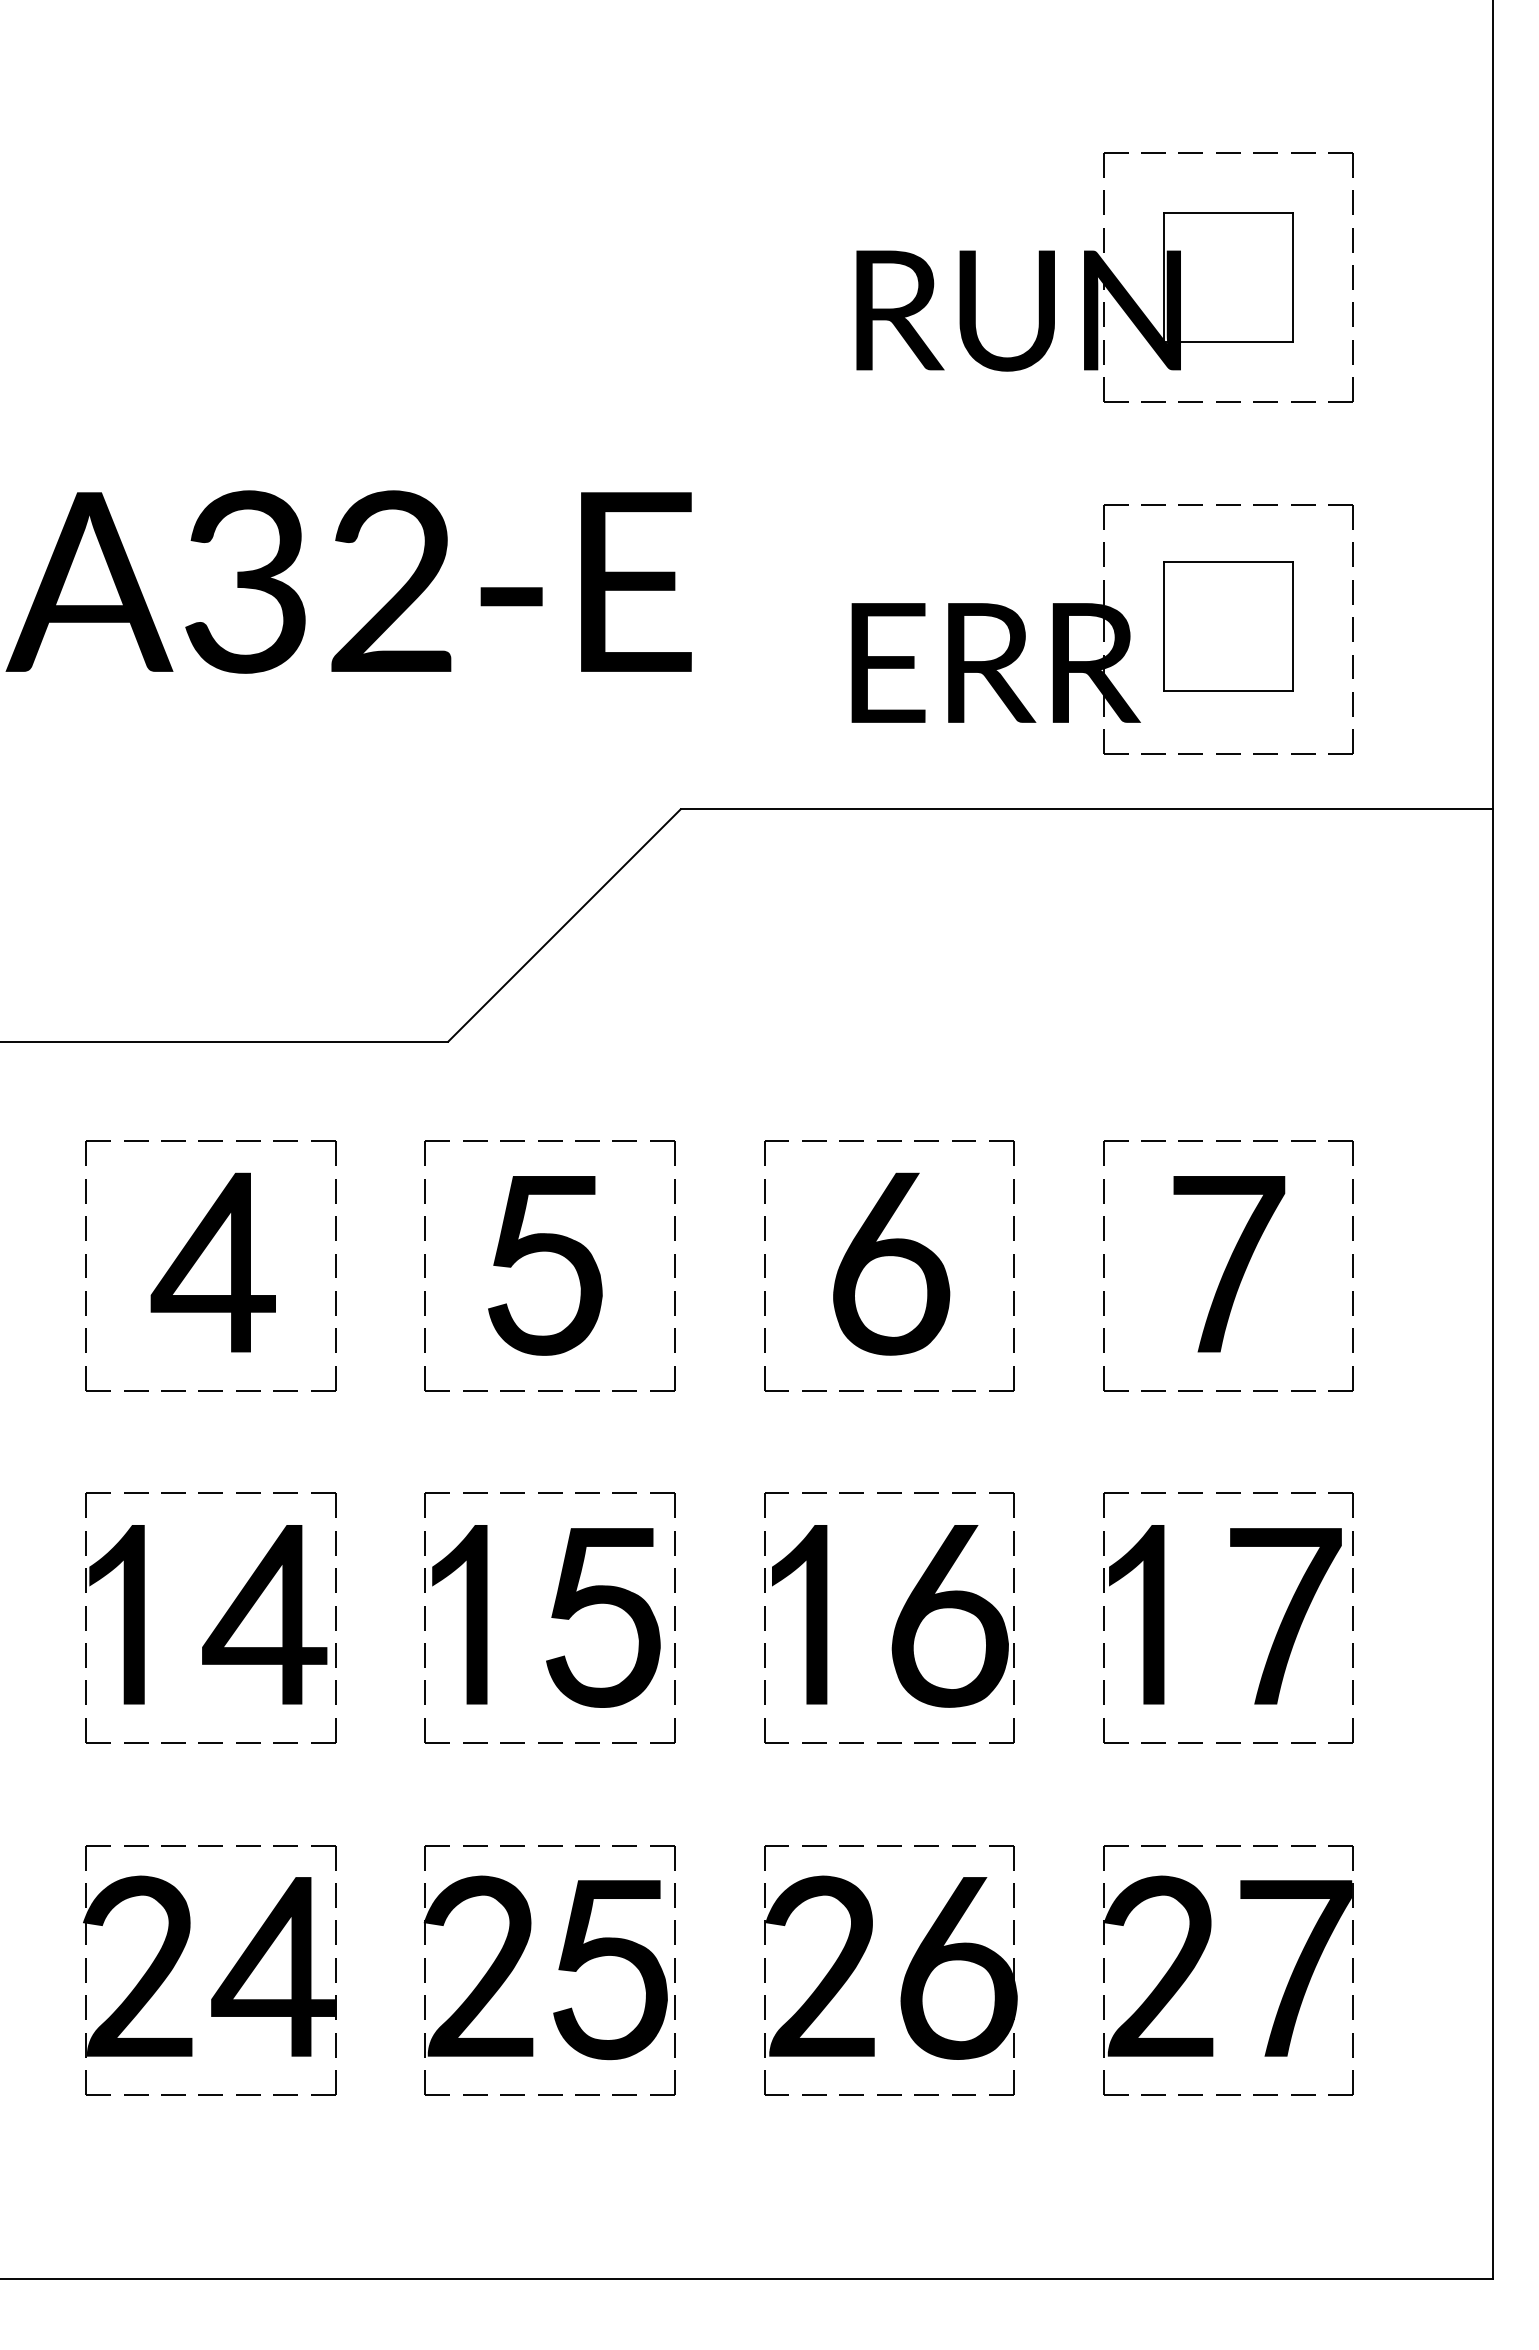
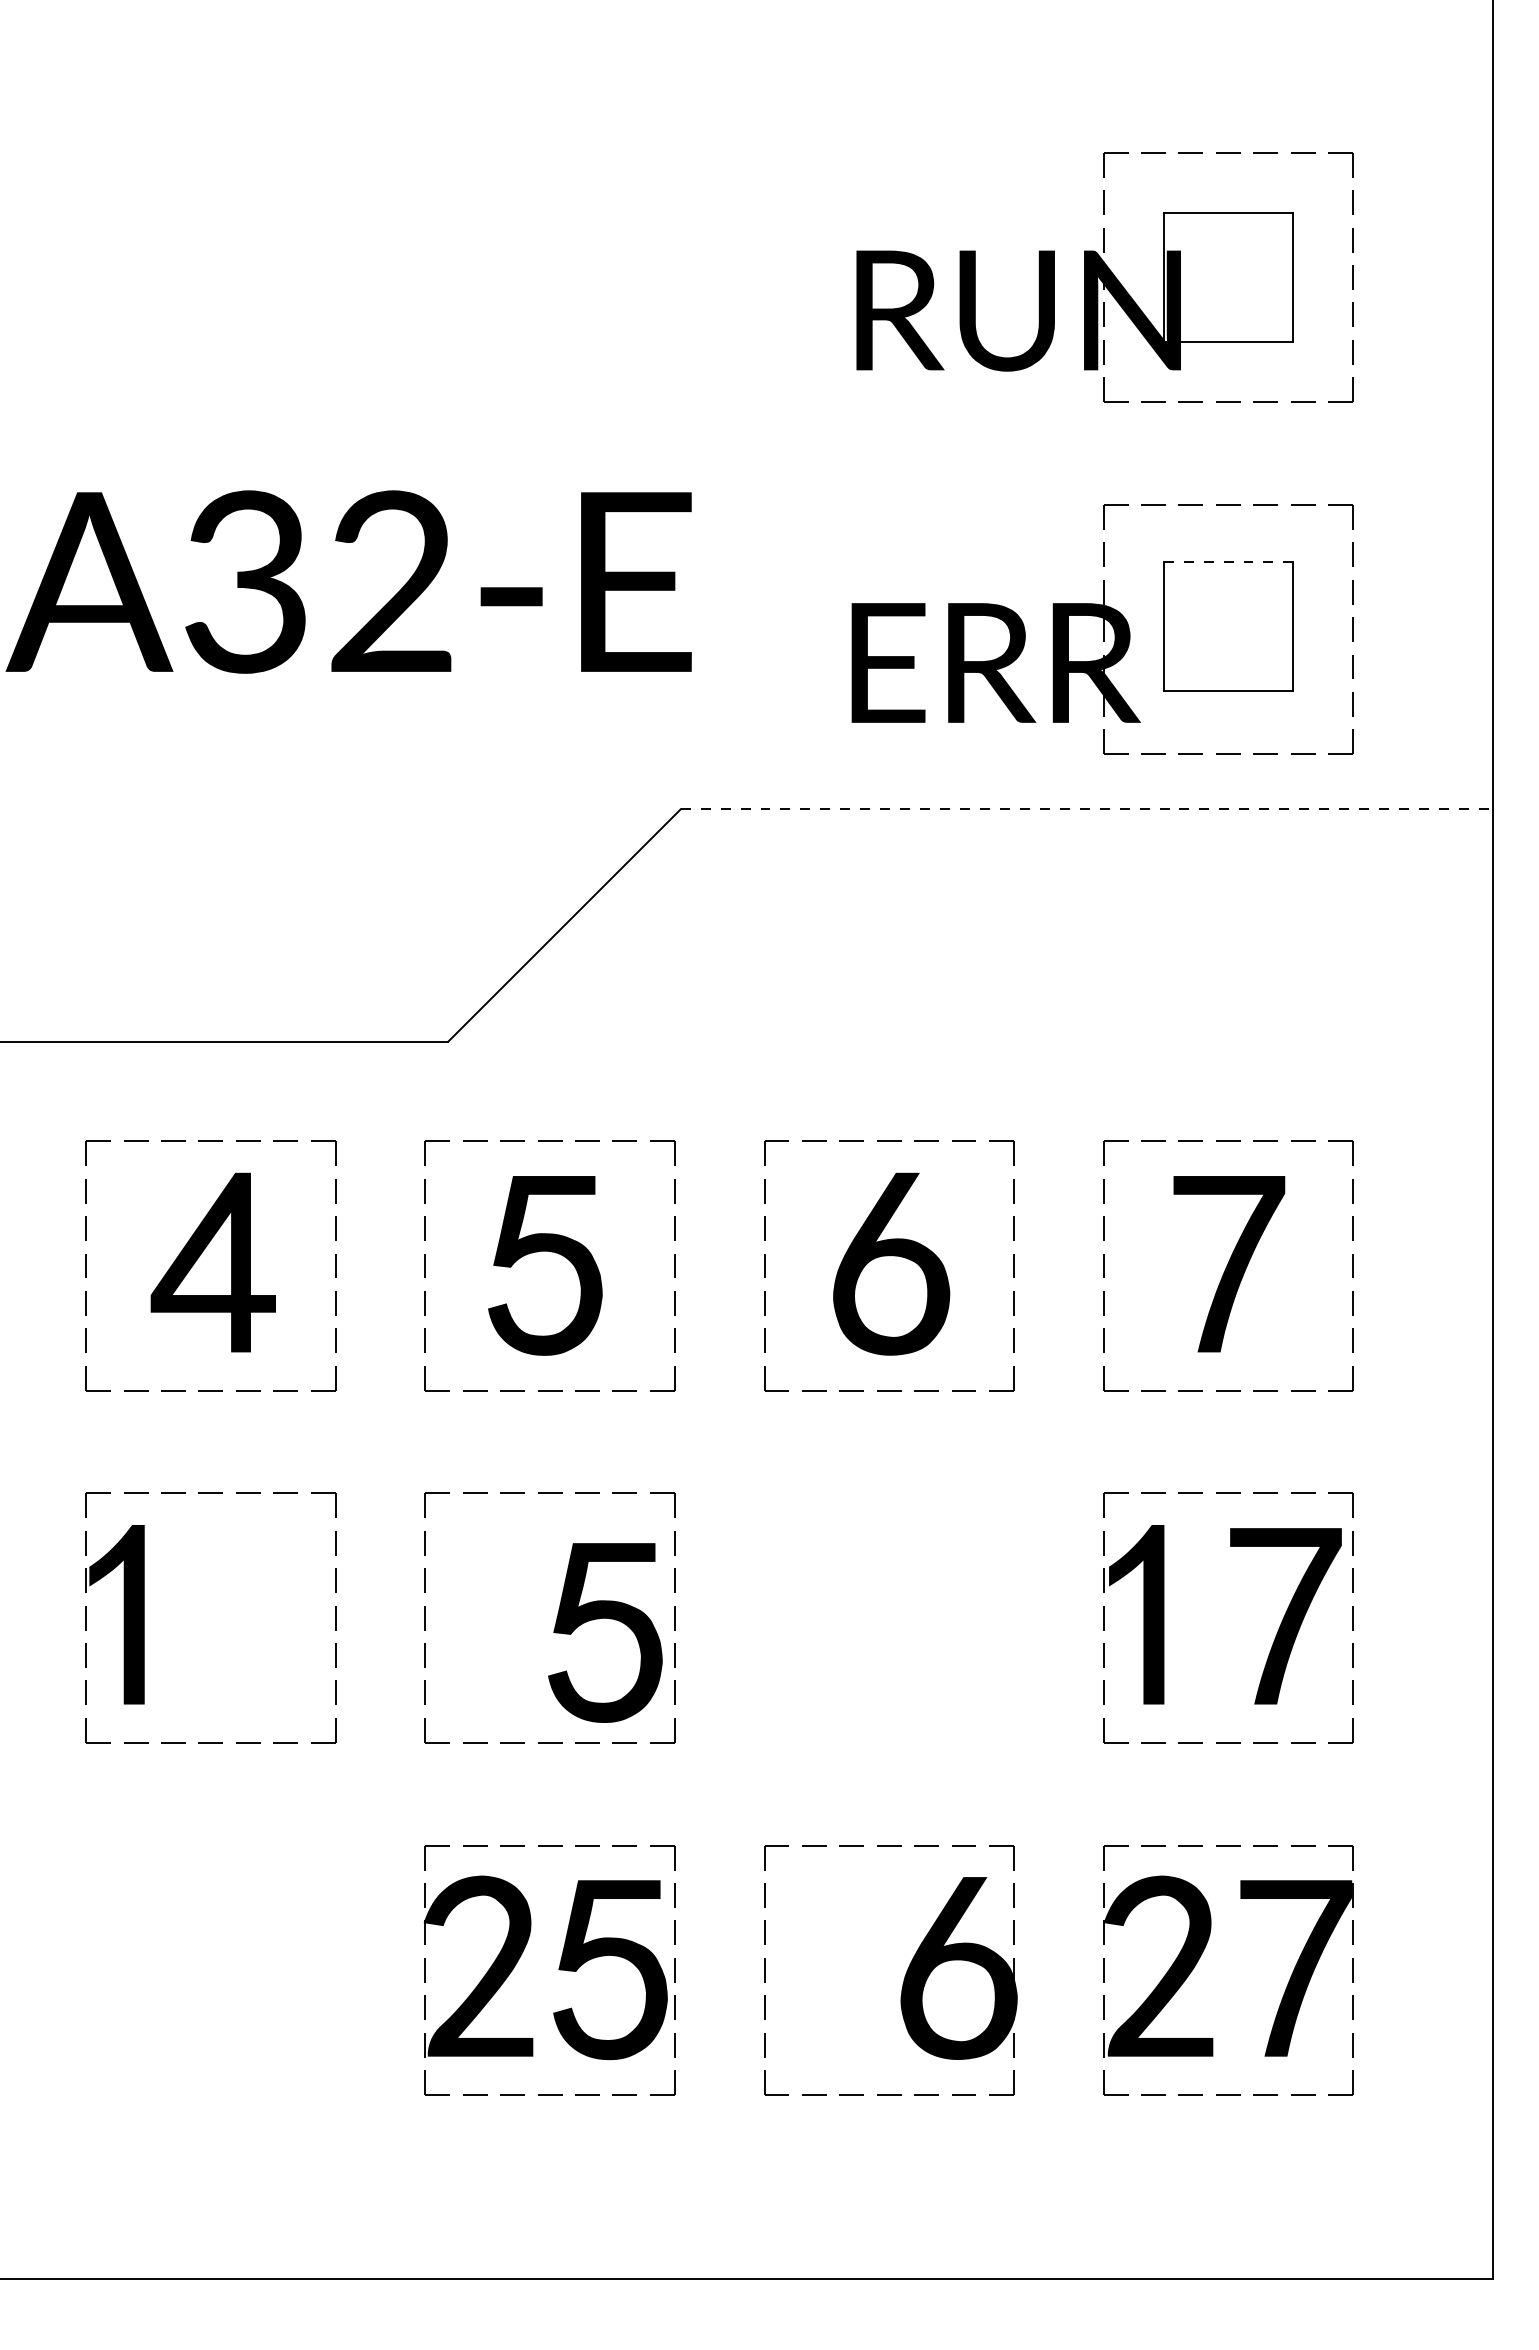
line: solid -> dashed (1228, 561)
line: solid -> dashed (1086, 809)
part position: (608, 1604) -> (610, 1619) (610, 1619)
part: present -> none (264, 1614)
fill: present -> none (459, 1614)
part: present -> none (897, 1619)
fill: present -> none (819, 1965)
part: present -> none (224, 1979)
